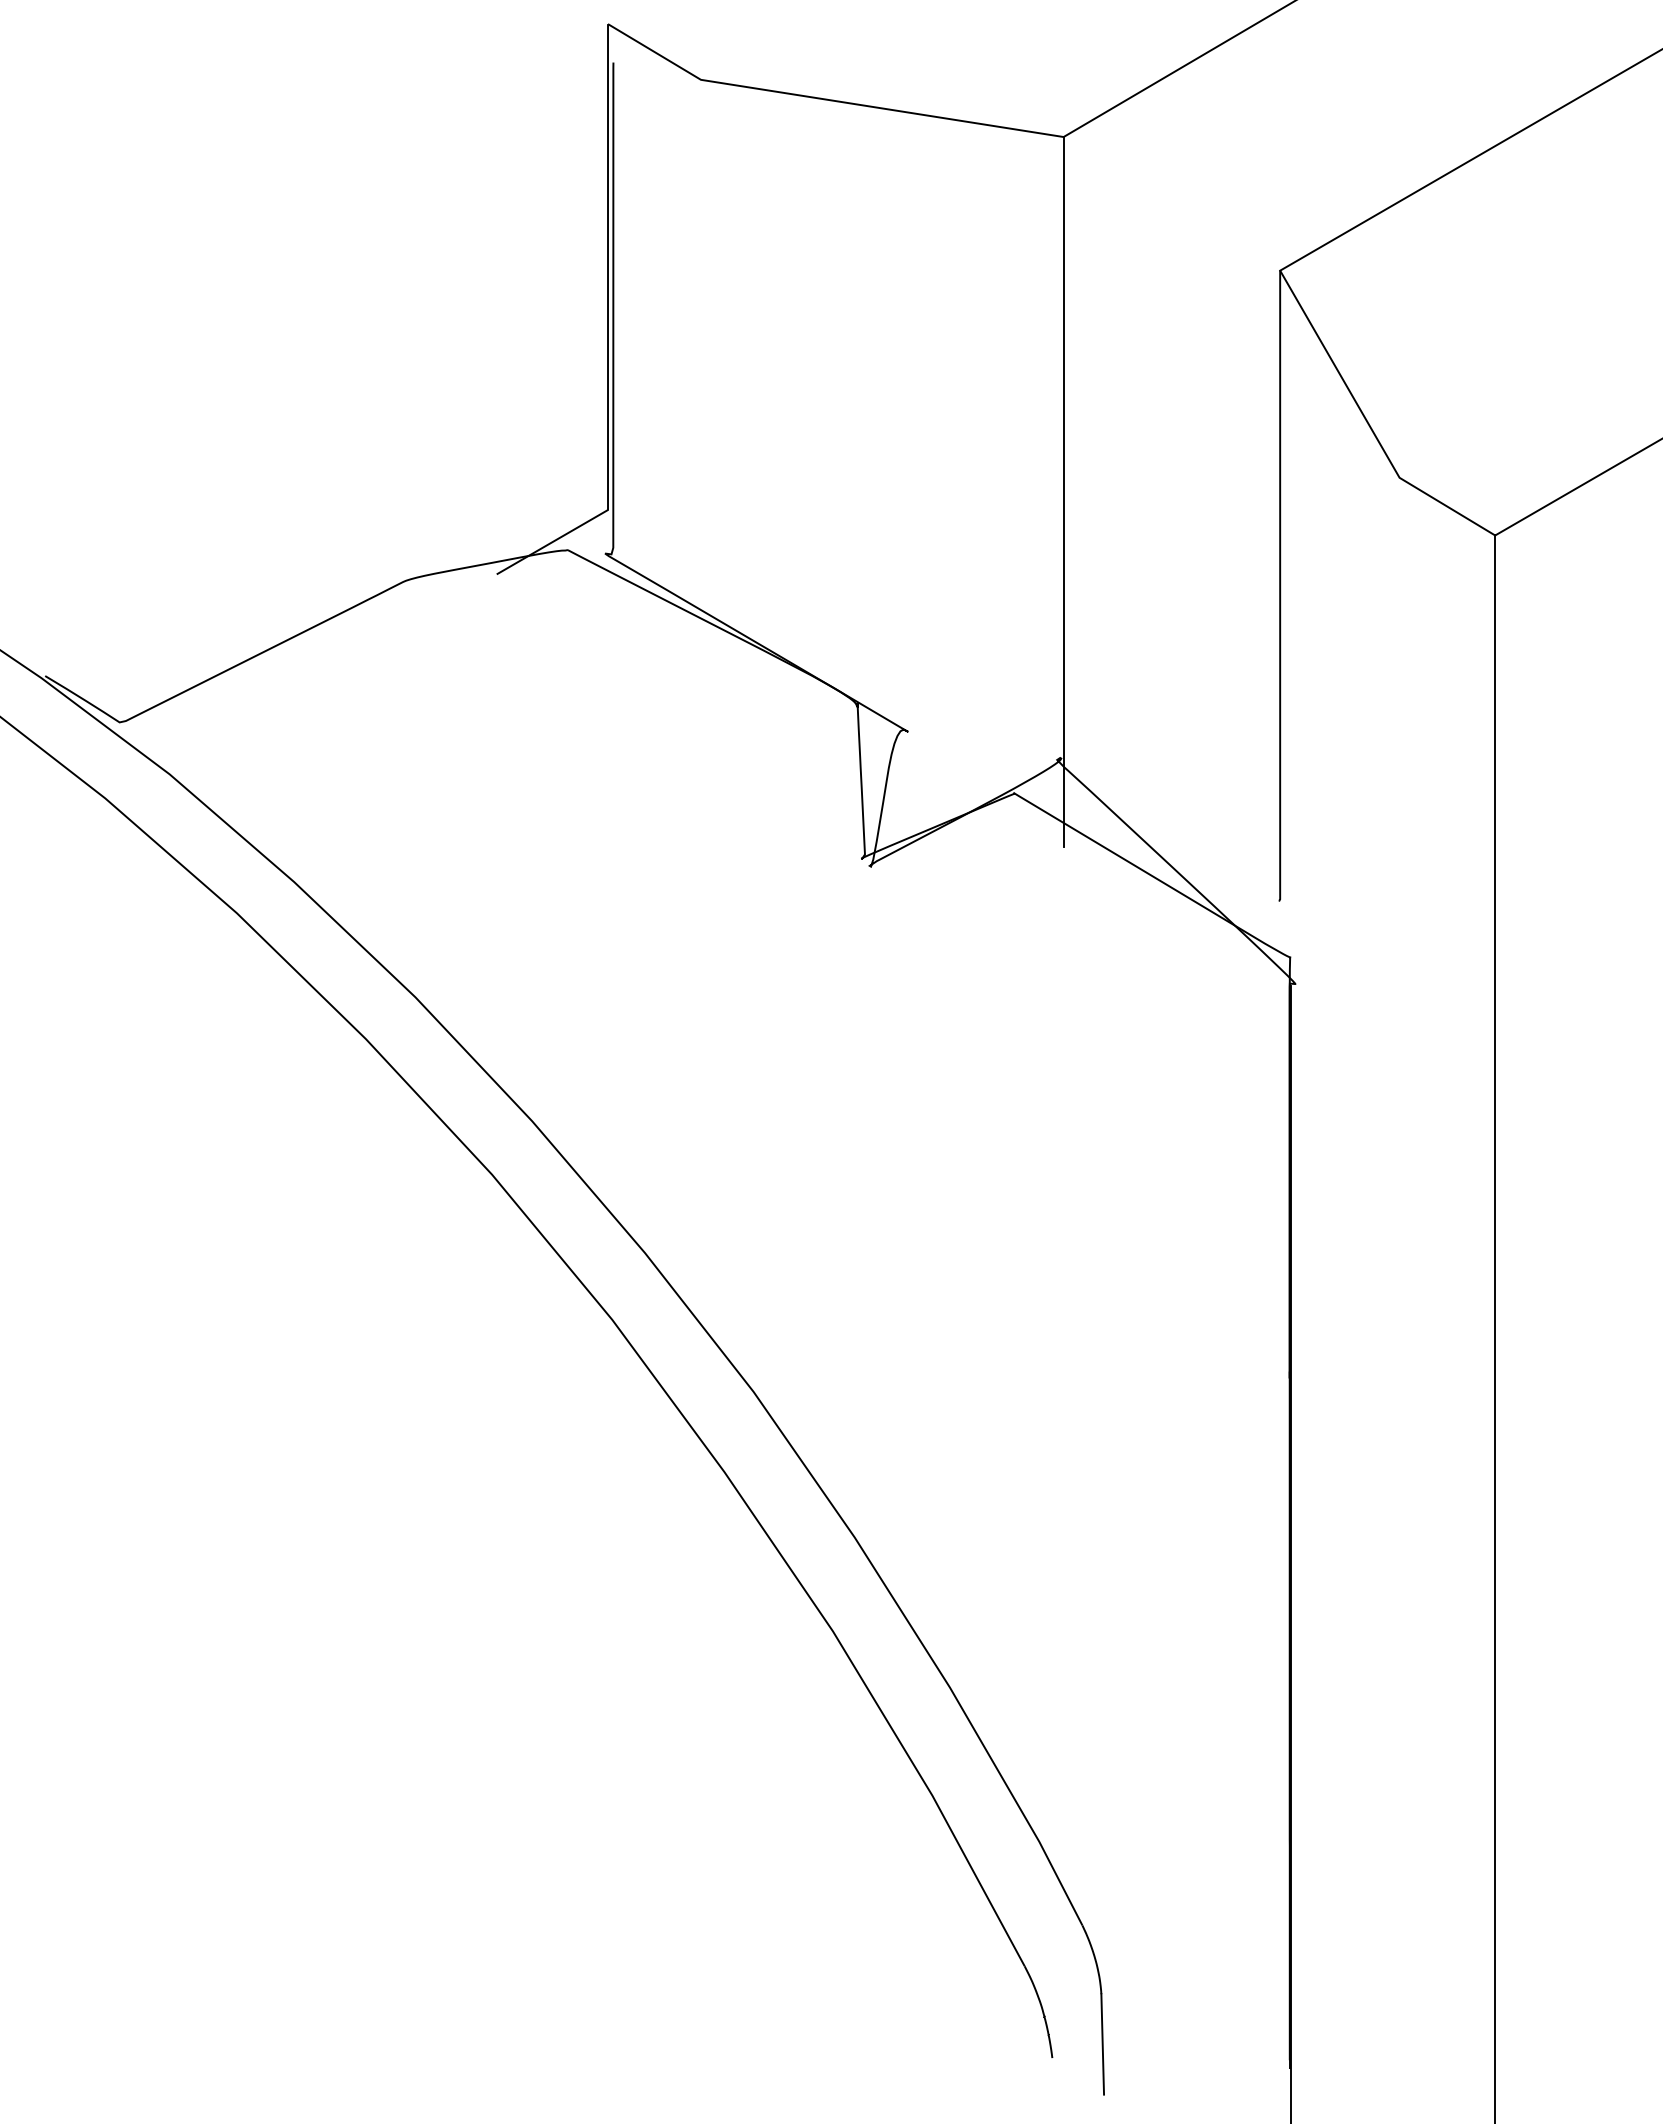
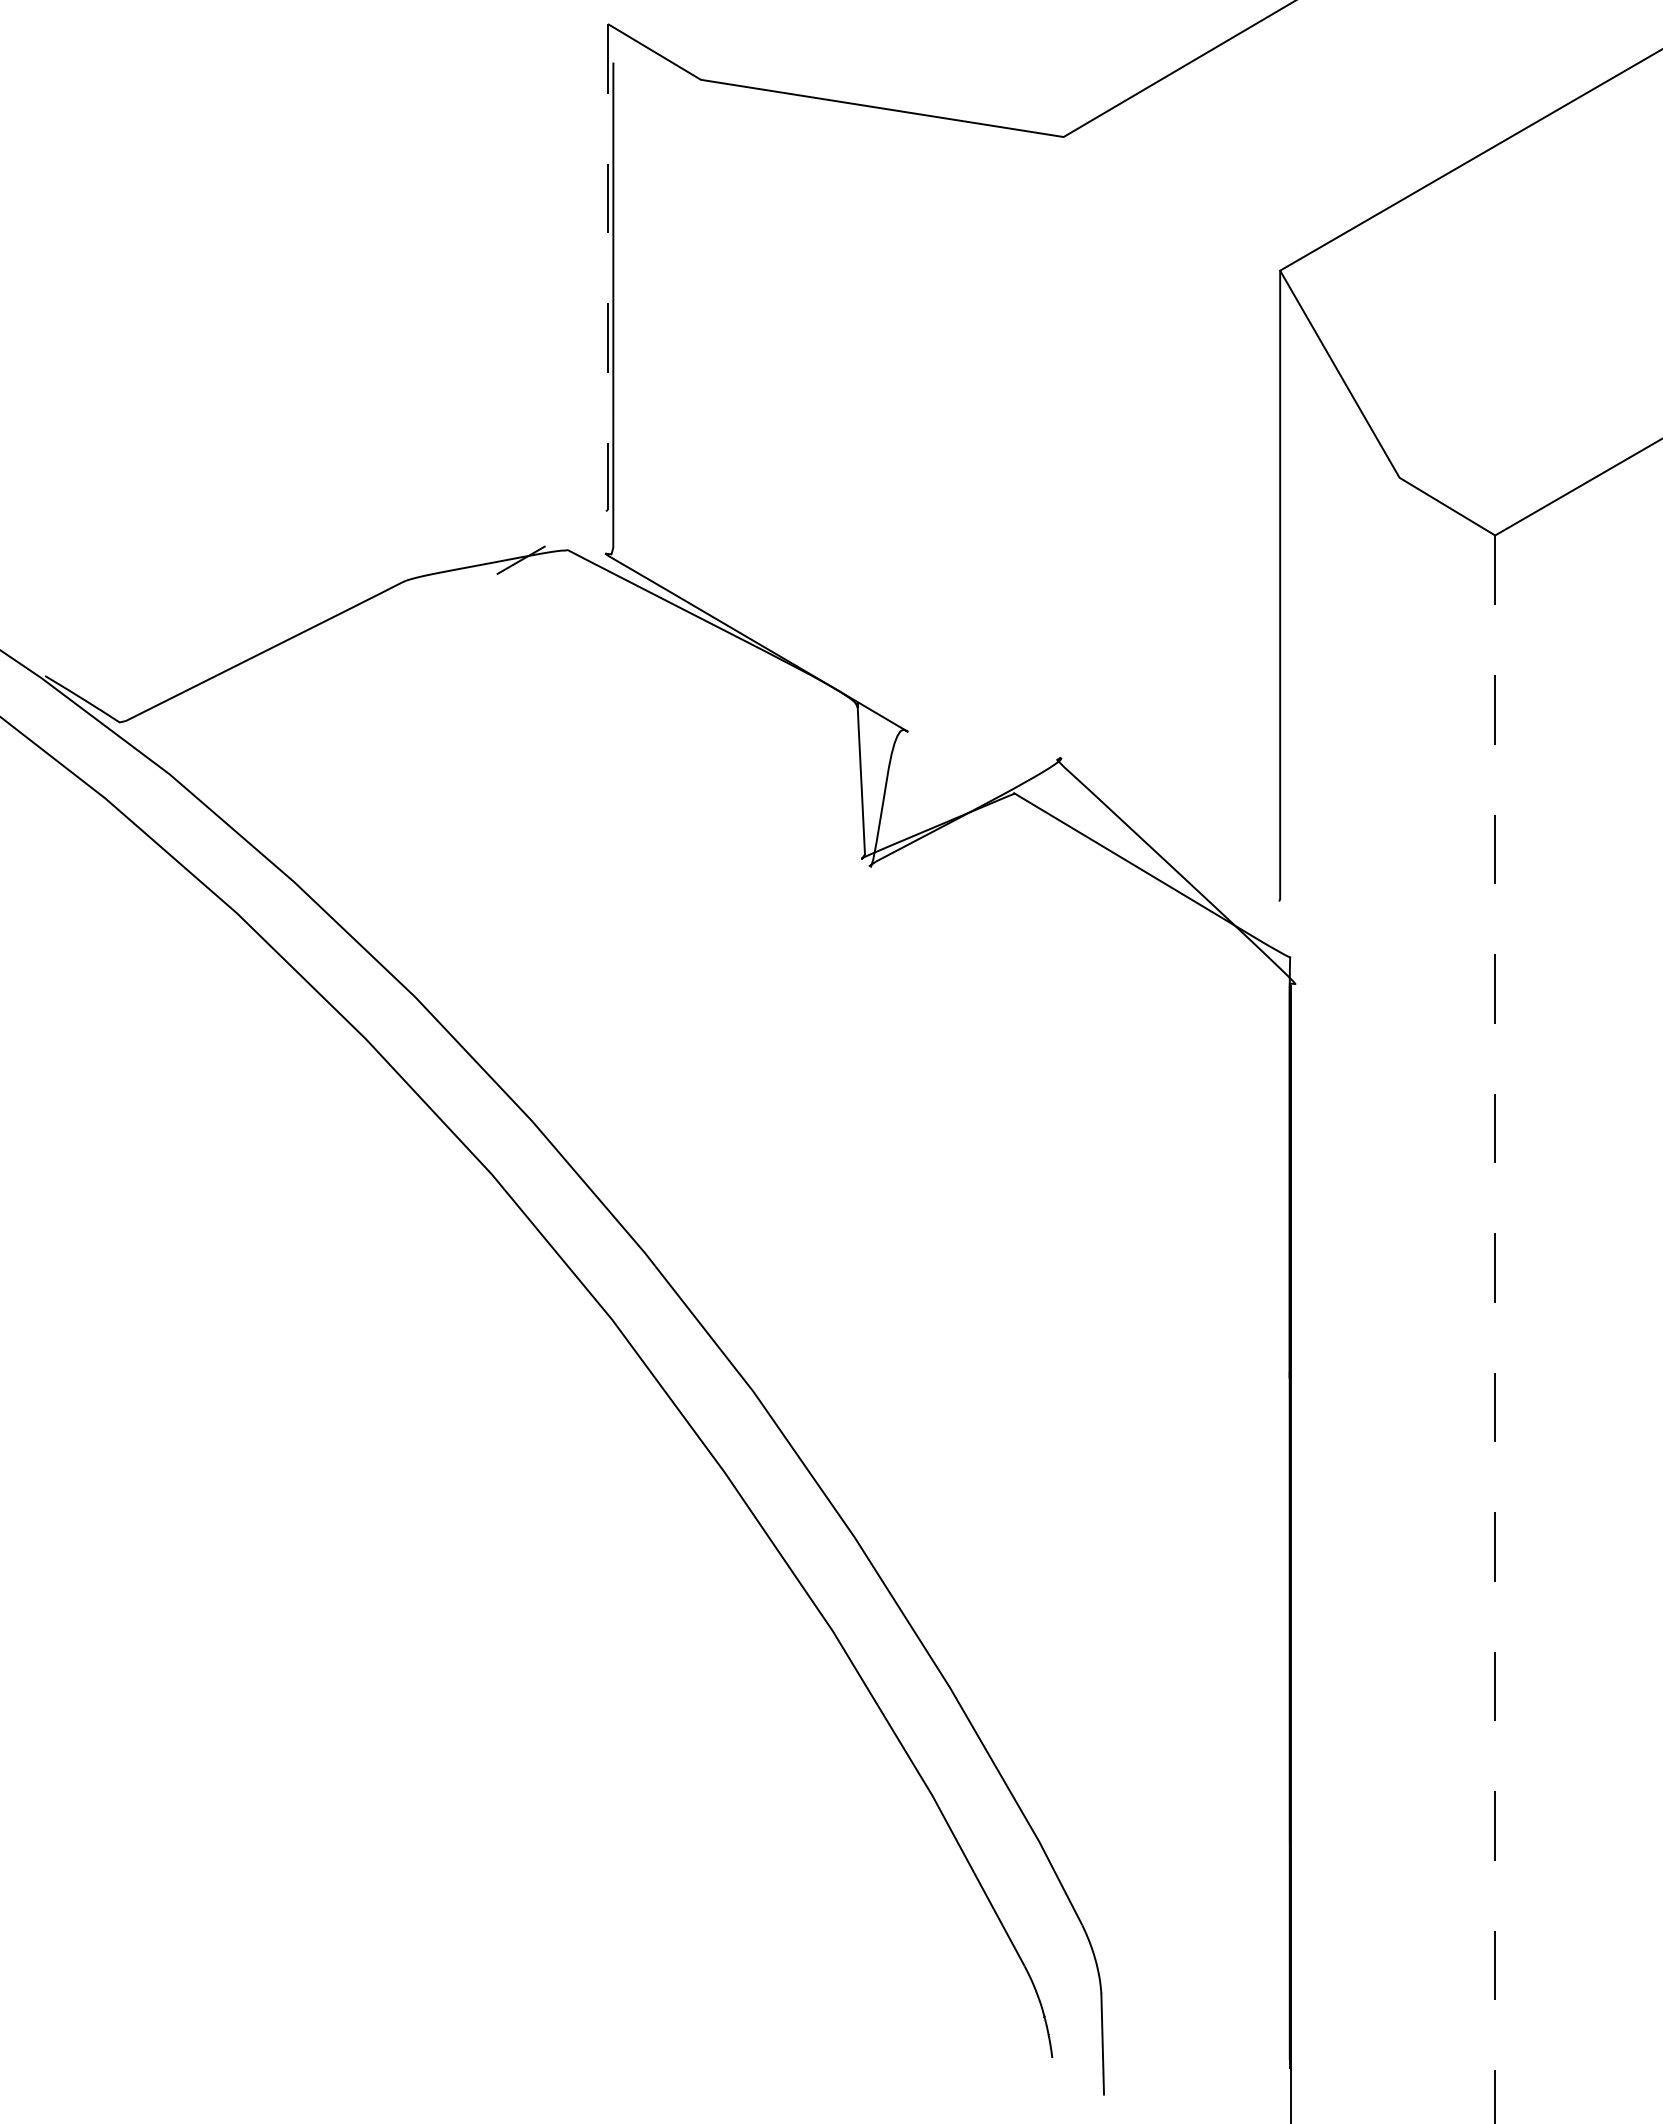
line: solid -> dashed (608, 332)
line: present -> none (1063, 491)
line: solid -> dashed (1495, 1329)
